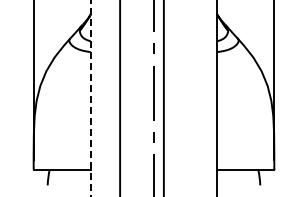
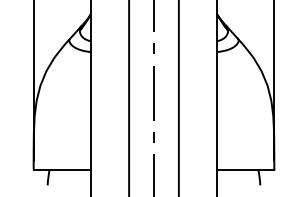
line position: (120, 97) -> (129, 97) (129, 97)
line position: (163, 97) -> (178, 97) (178, 97)
line: dashed -> solid (90, 98)
